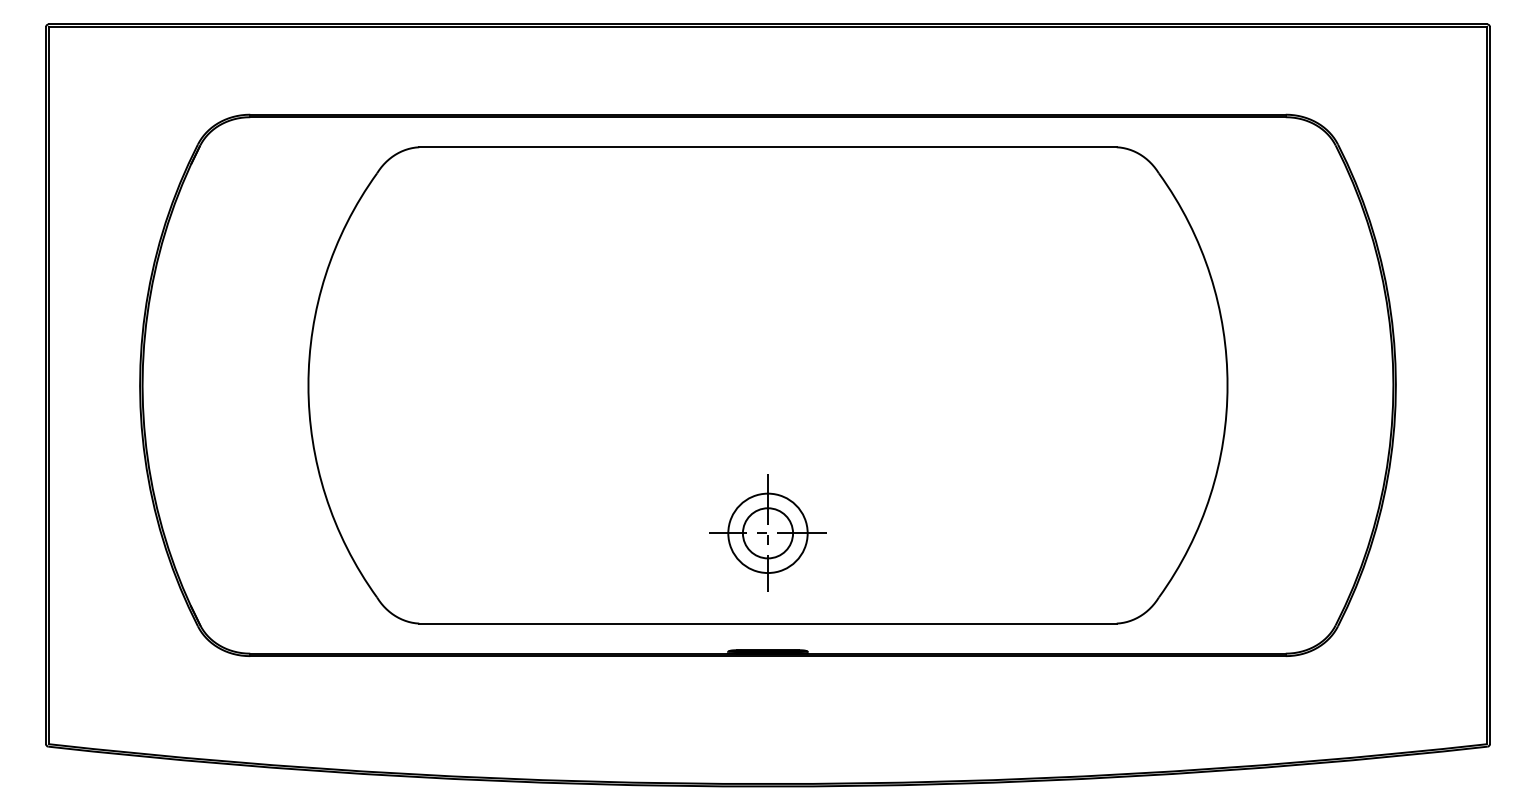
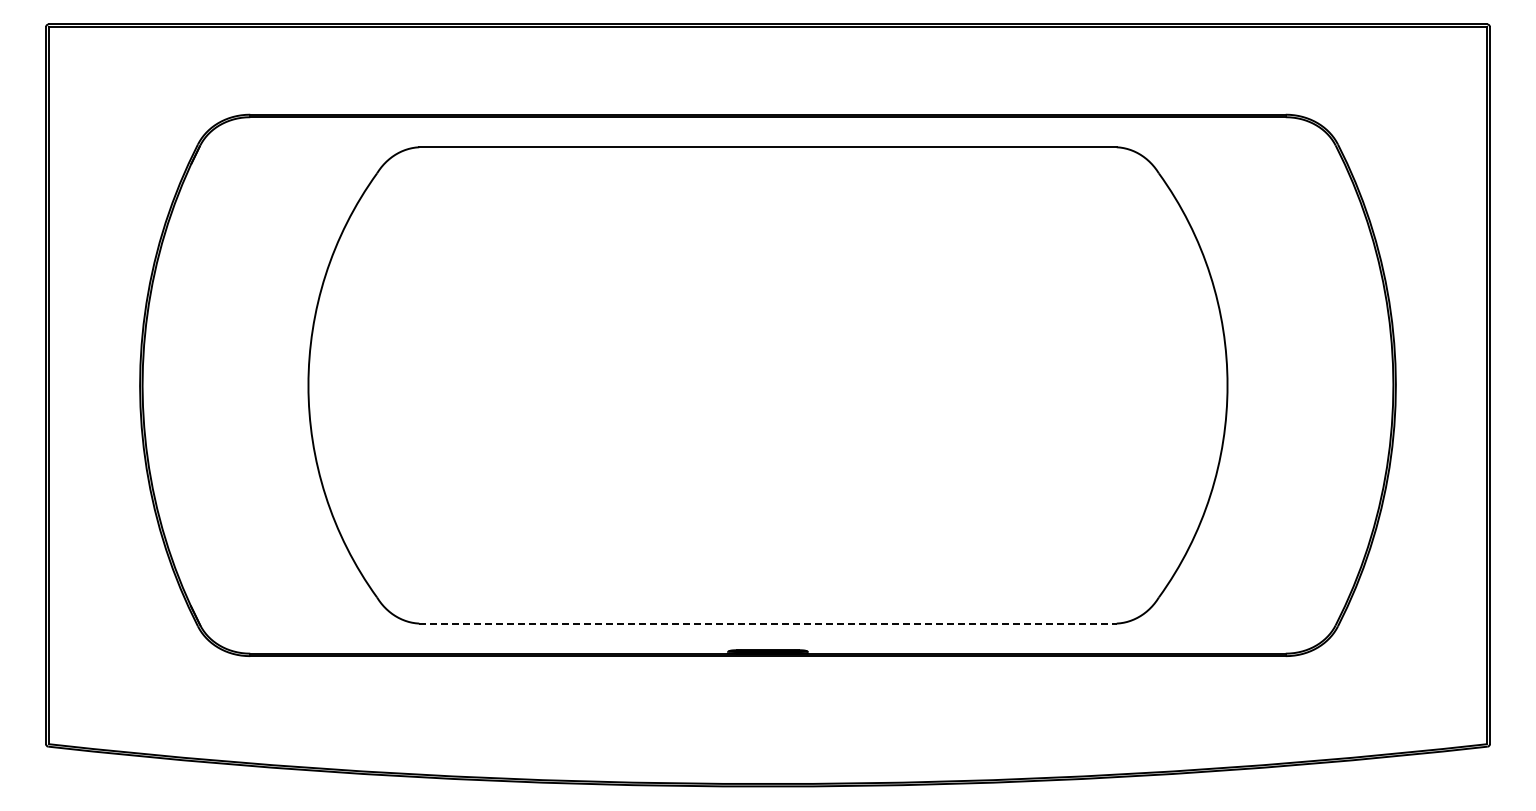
part: present -> none (767, 532)
line: solid -> dashed (767, 623)
